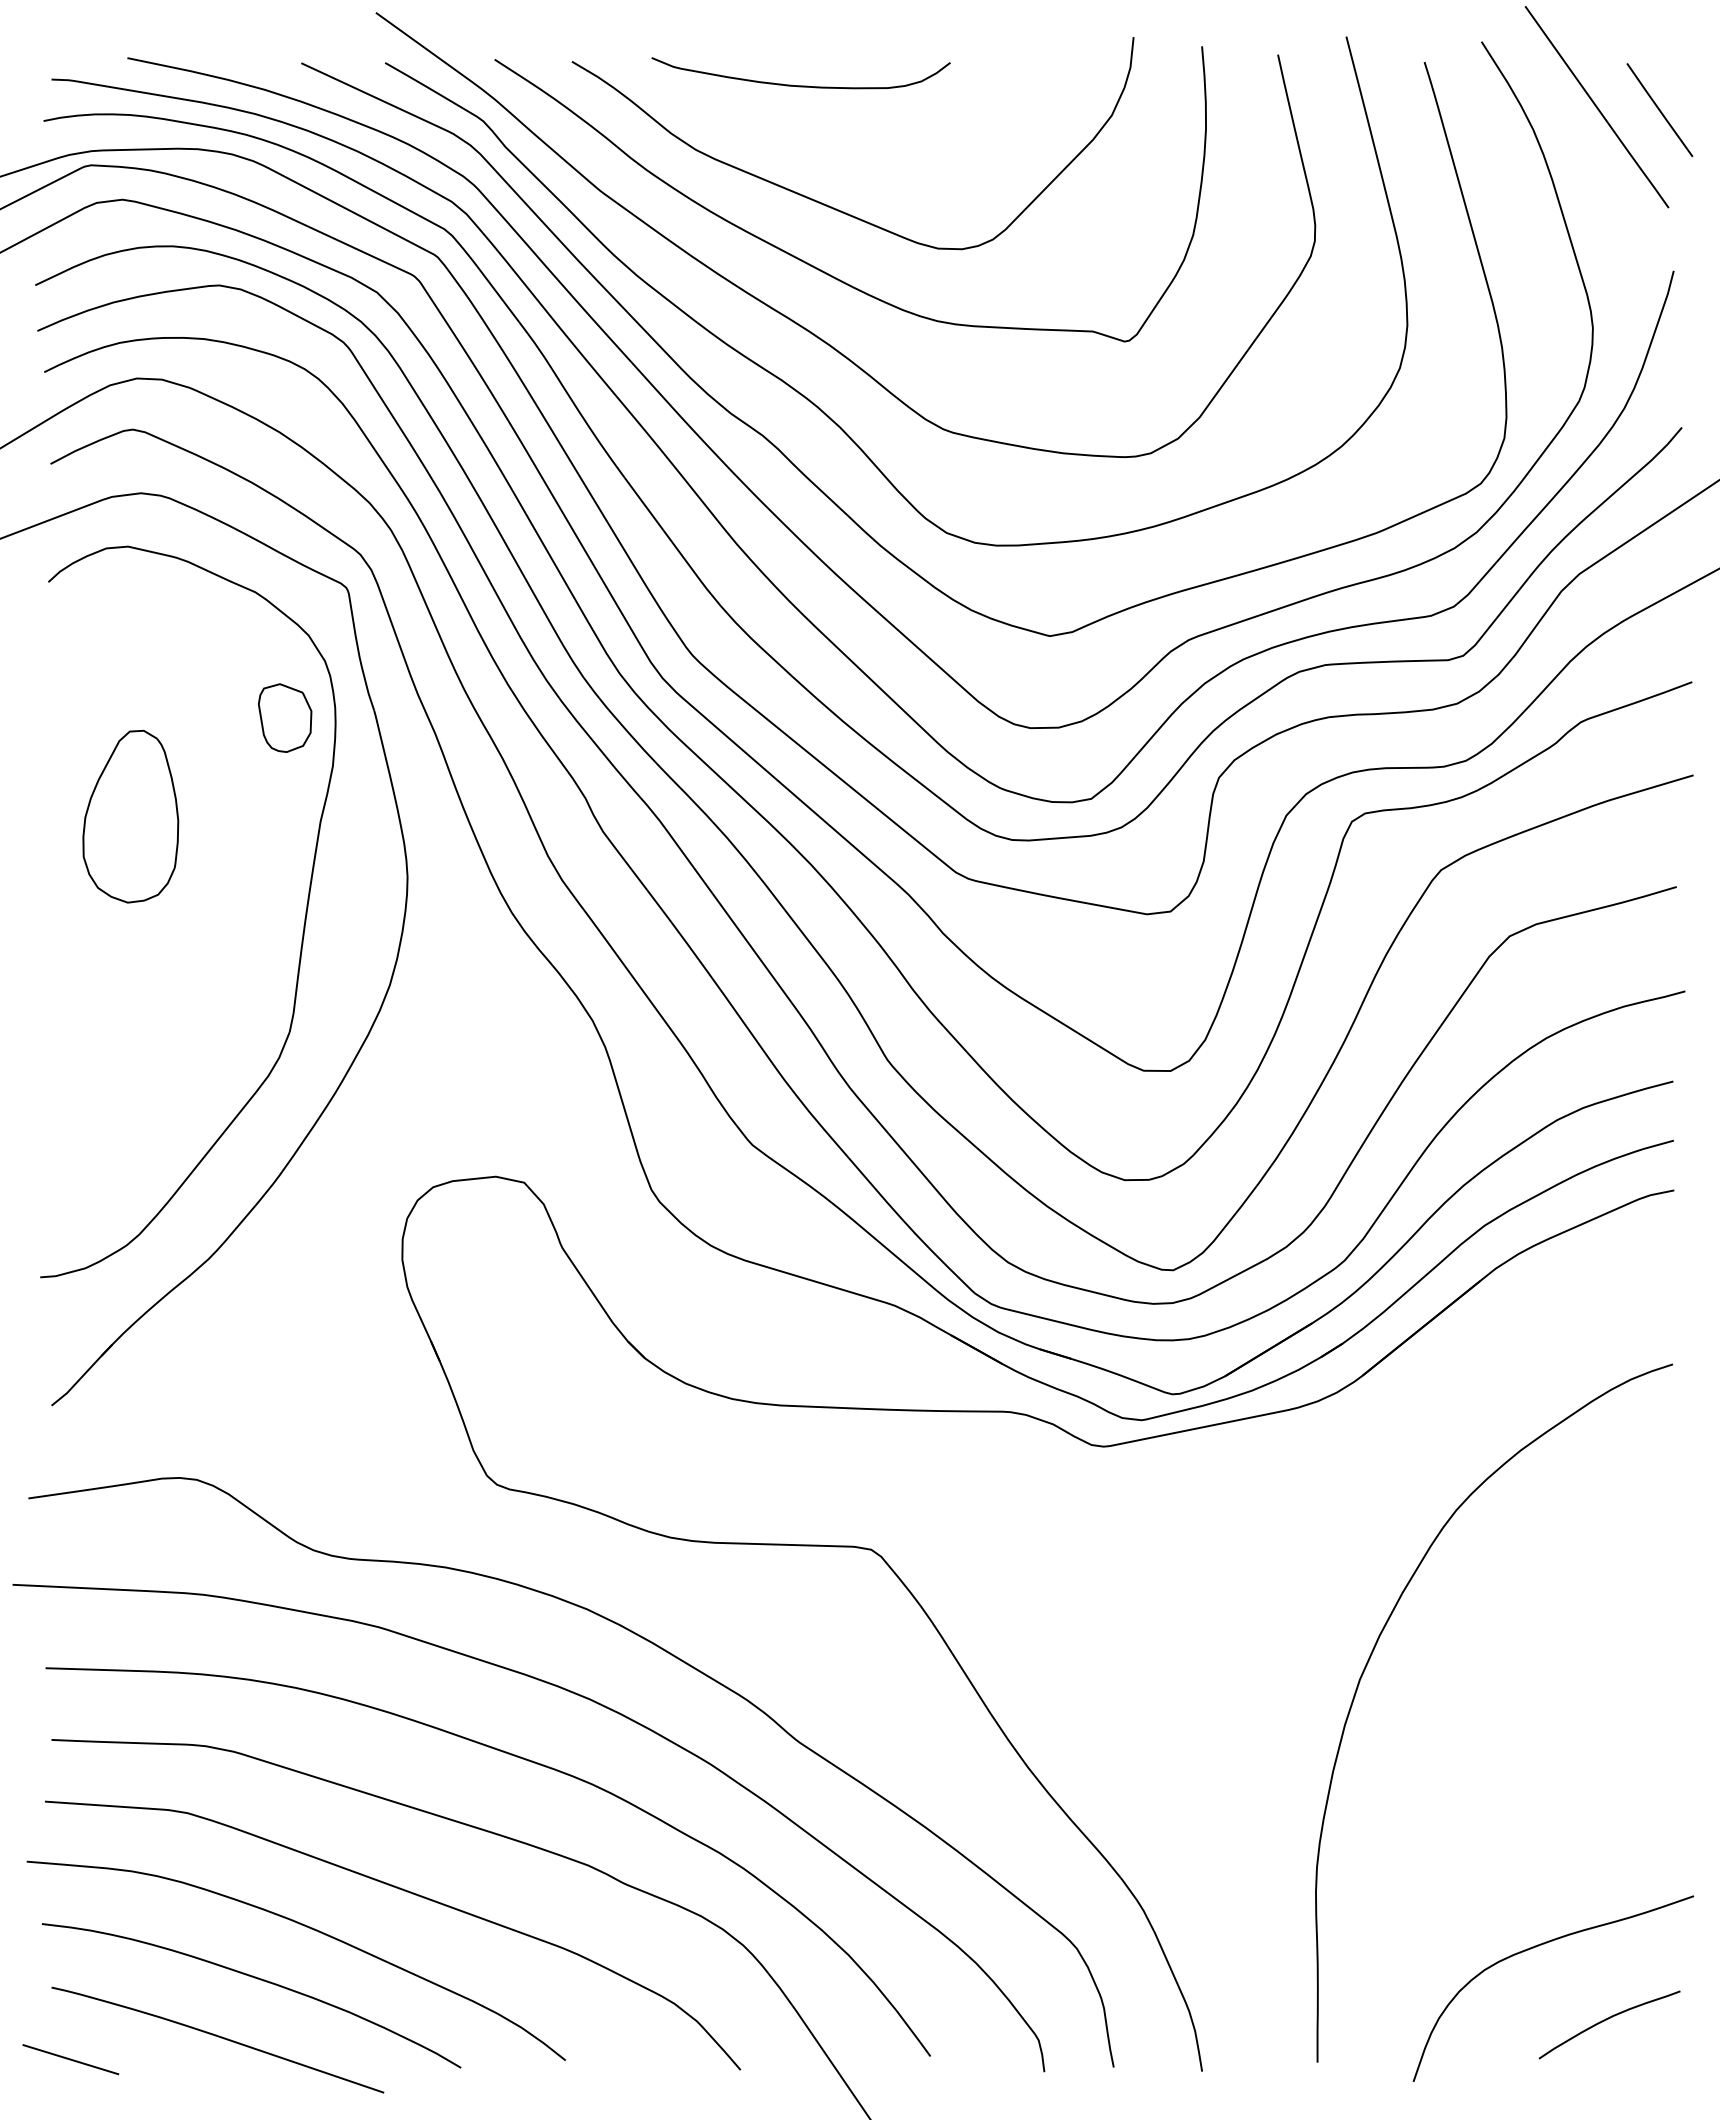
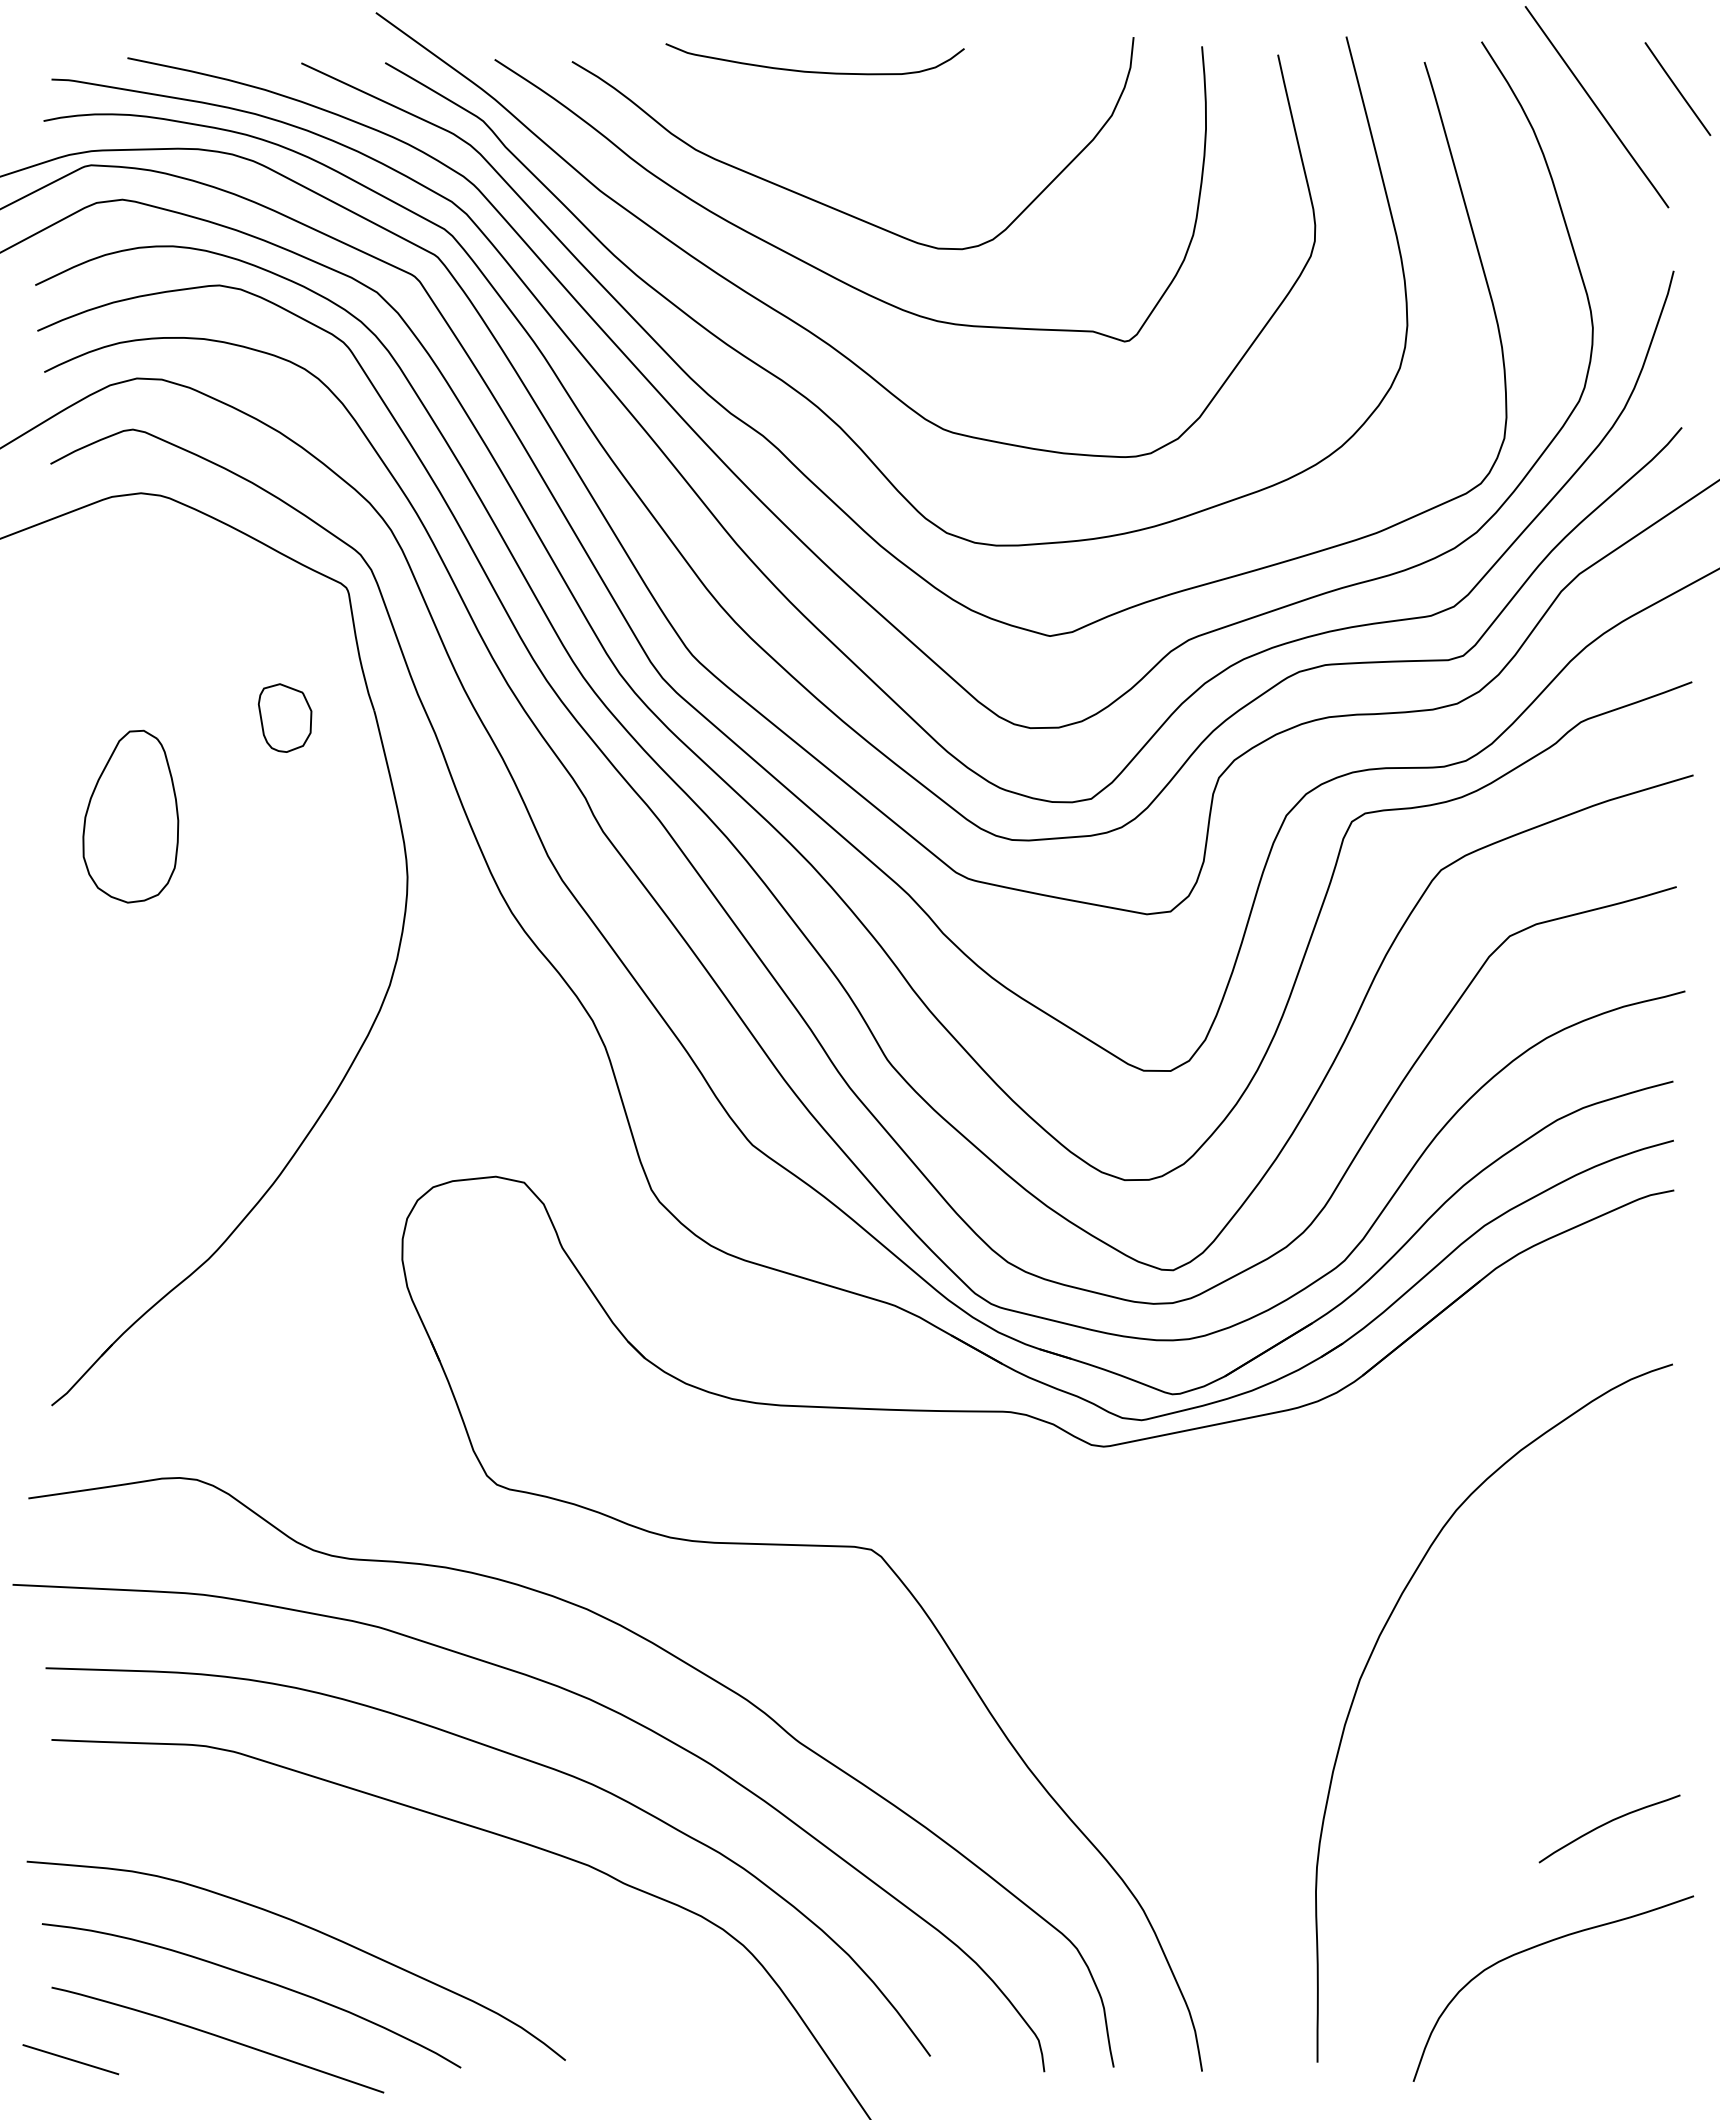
curve position: (800, 85) -> (814, 71) (814, 71)
line position: (1659, 109) -> (1677, 88) (1677, 88)
part: present -> none (303, 925)
curve: present -> none (409, 1893)
curve position: (1606, 2020) -> (1606, 1824) (1606, 1824)
